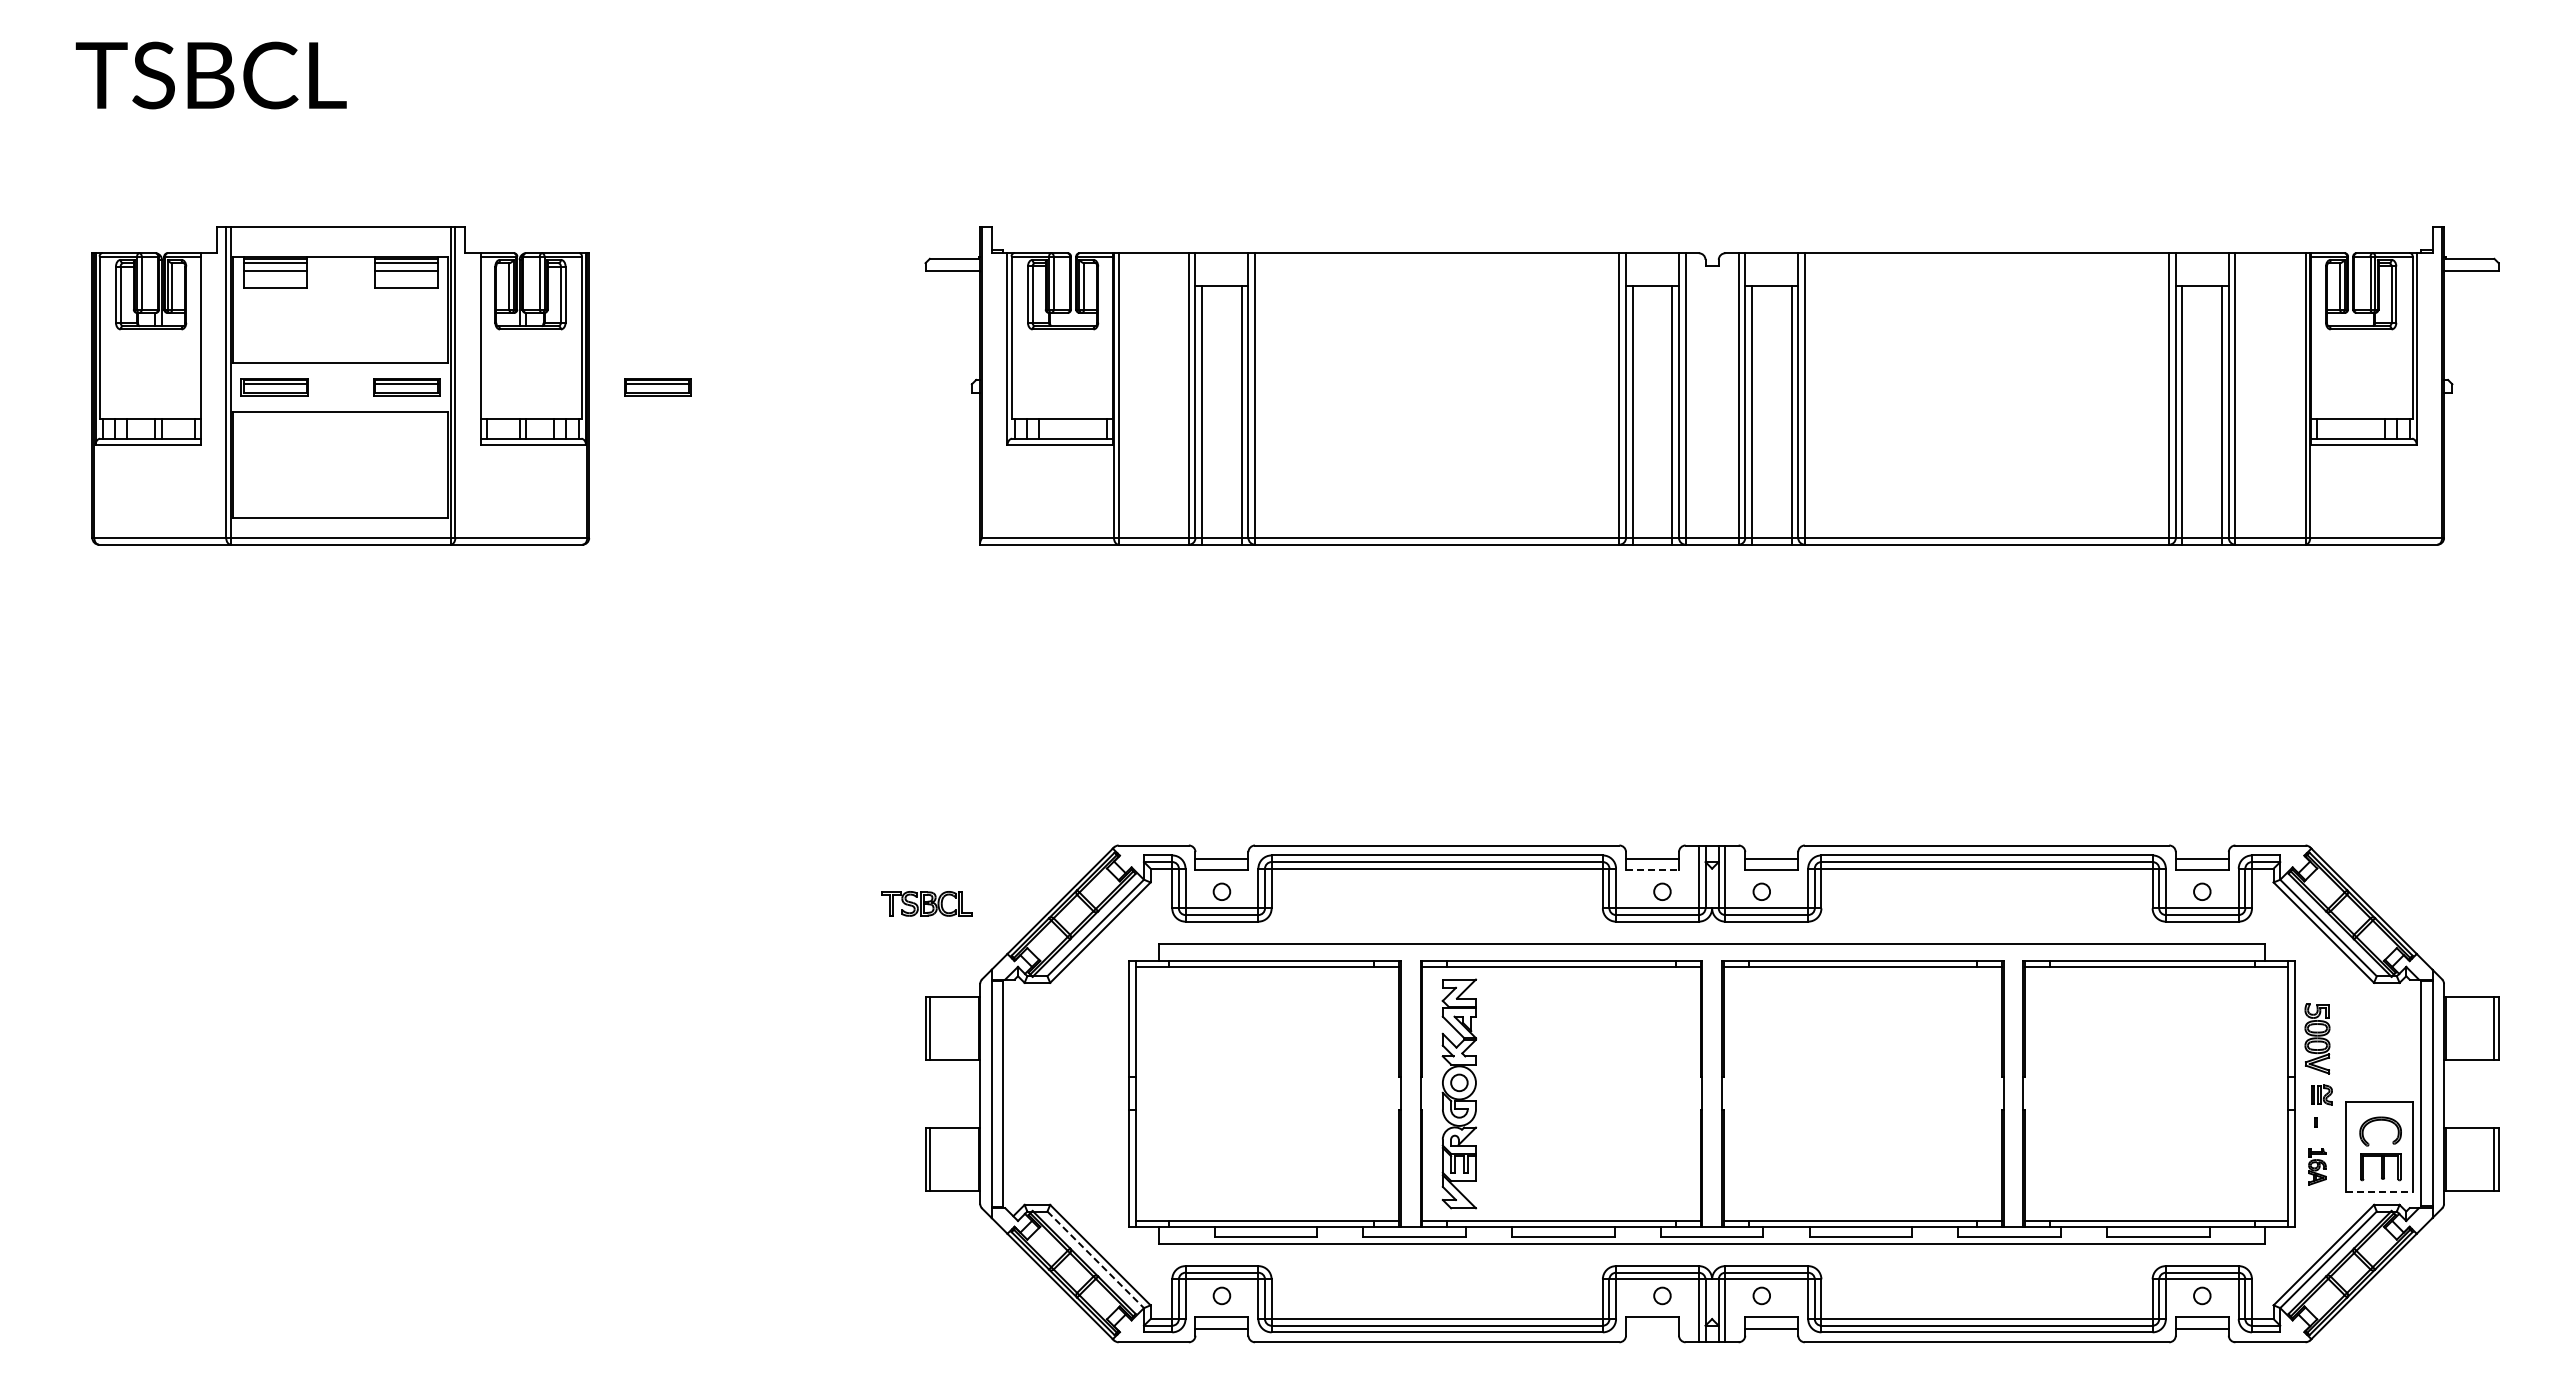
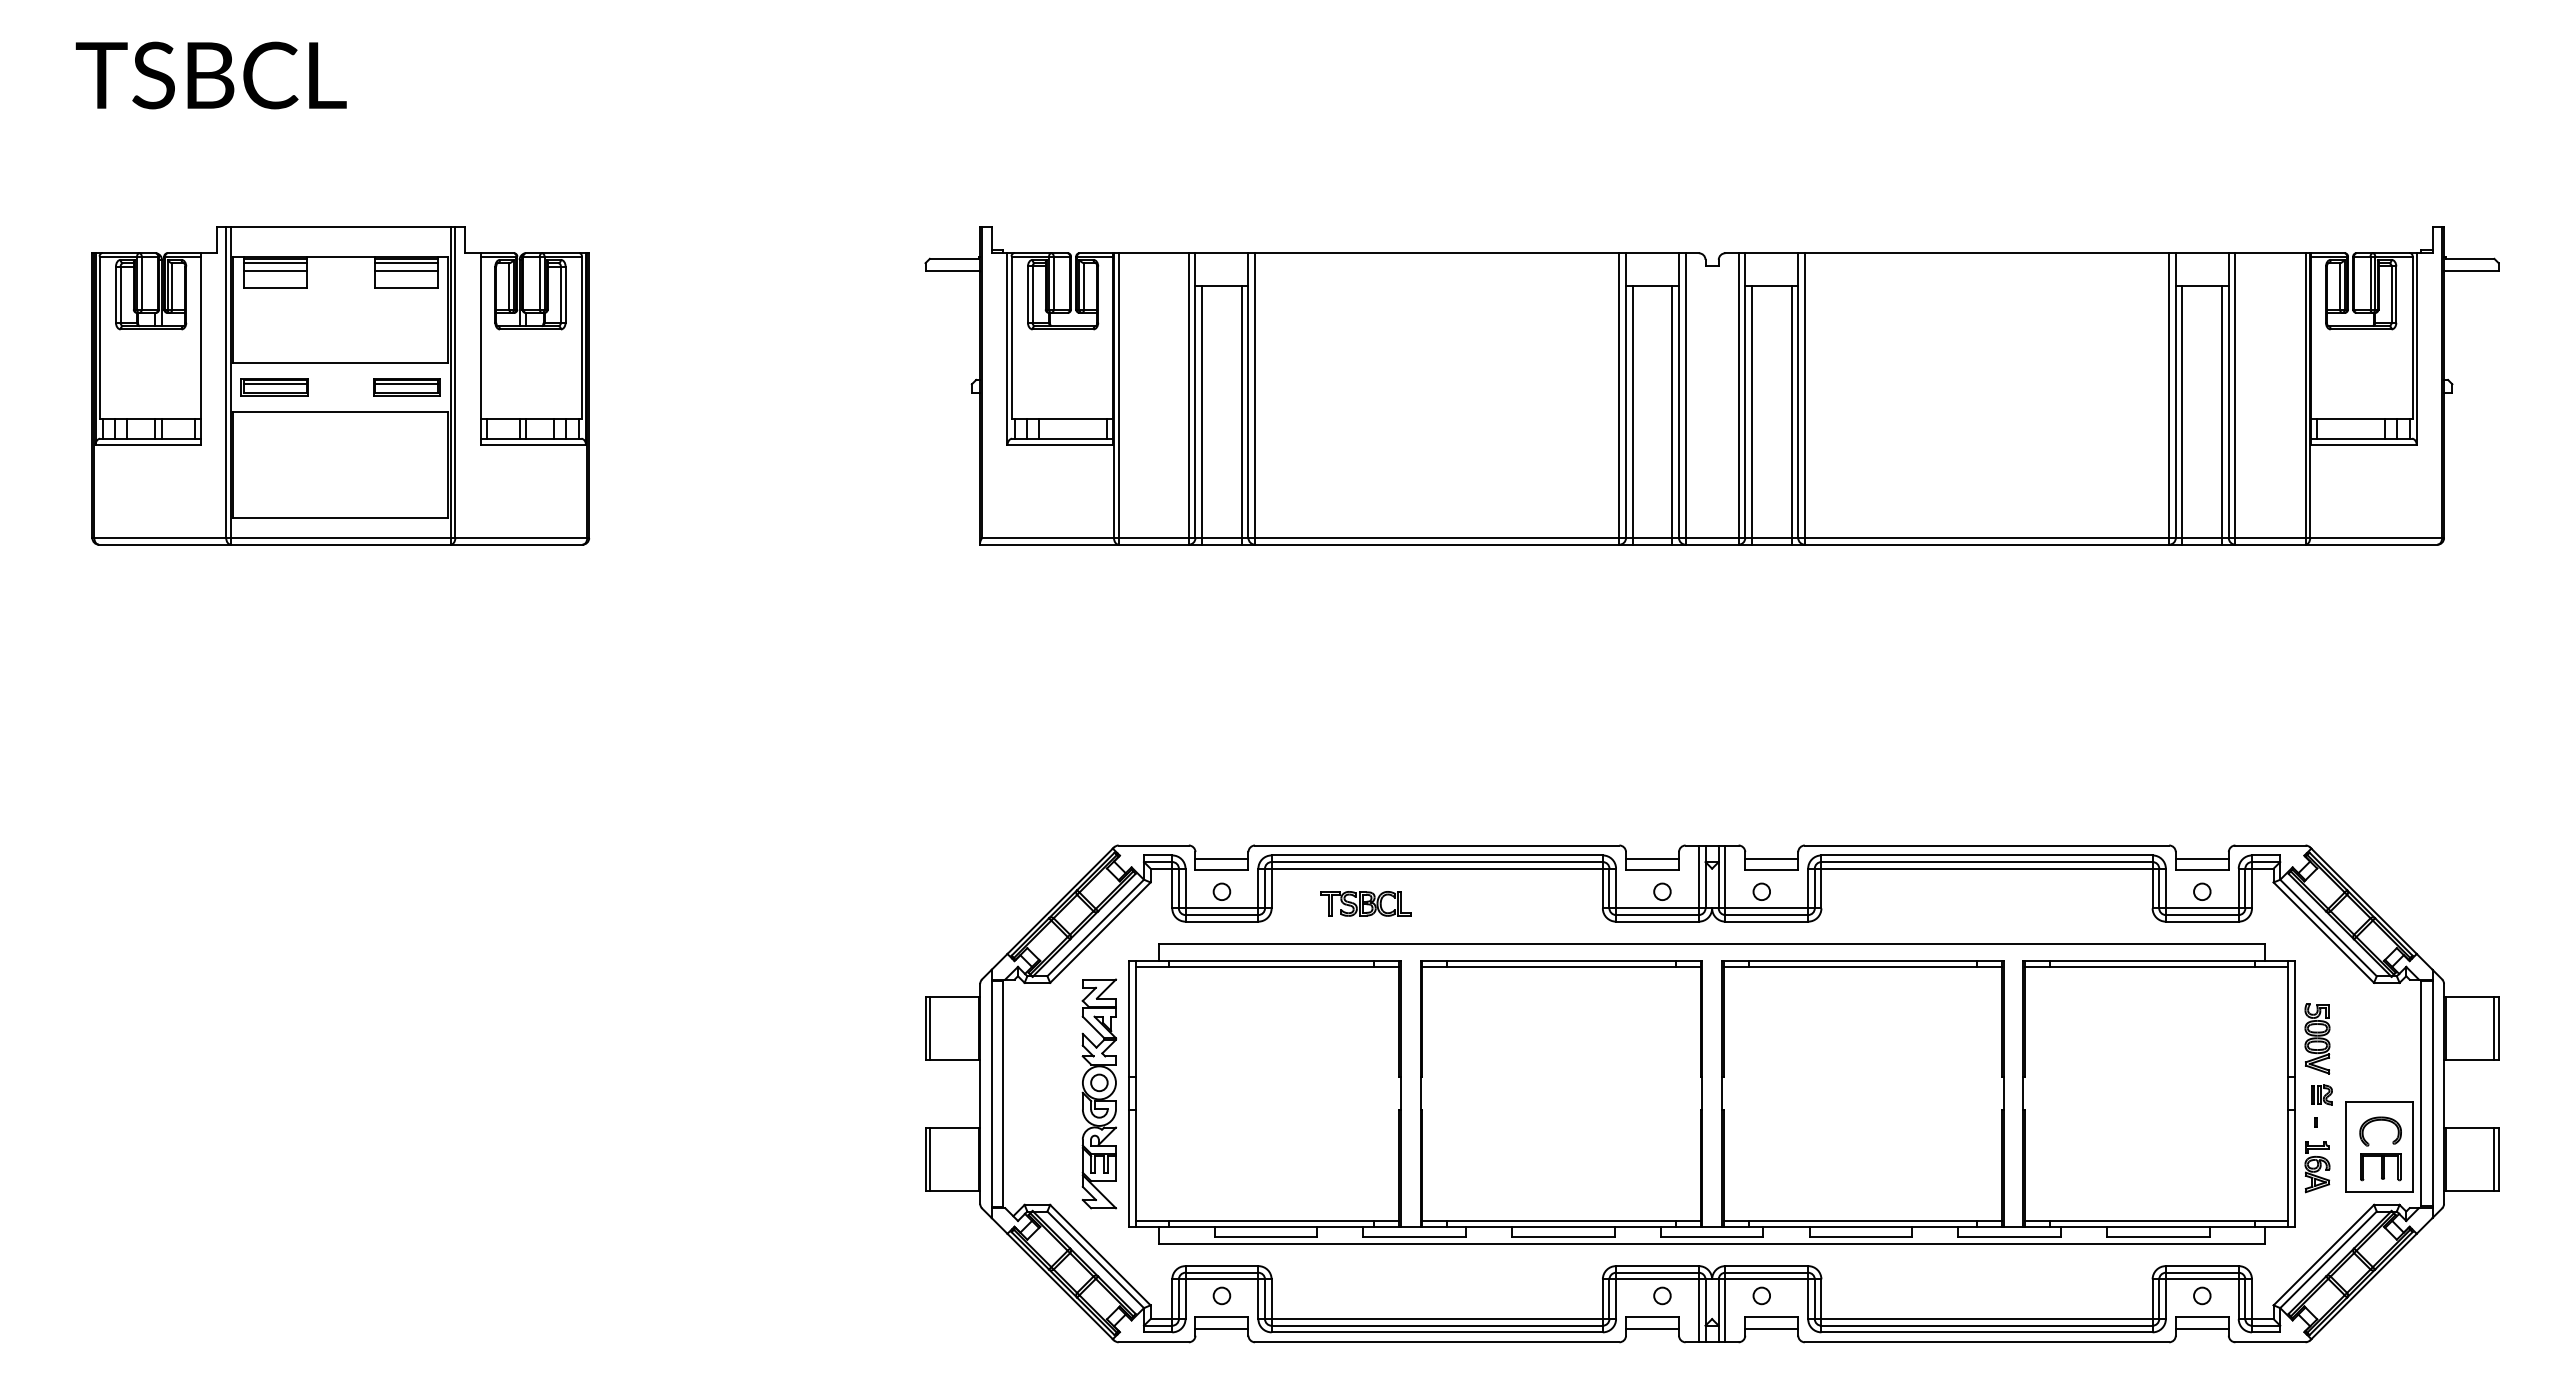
part: present -> none (657, 387)
line: dashed -> solid (1653, 870)
part position: (926, 903) -> (1365, 903) (1365, 903)
part position: (1459, 1093) -> (1099, 1093) (1099, 1093)
part size: 19x38 px -> 27x53 px (2317, 1167)
line: dashed -> solid (2379, 1191)
line: dashed -> solid (1096, 1260)
line: none -> present (1652, 1329)
